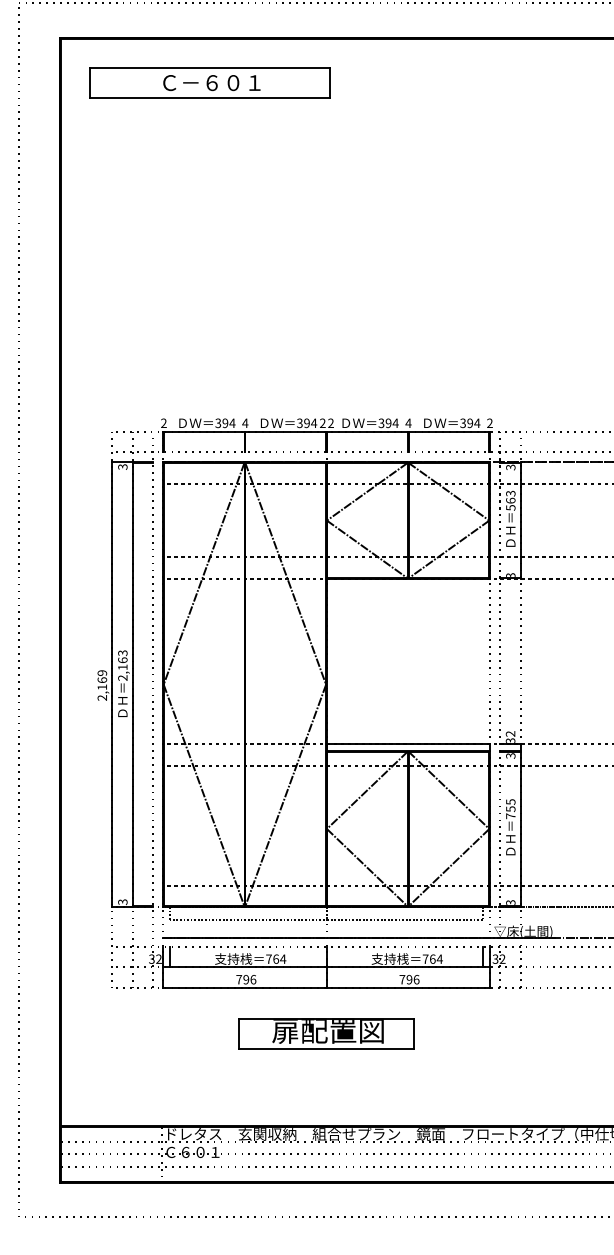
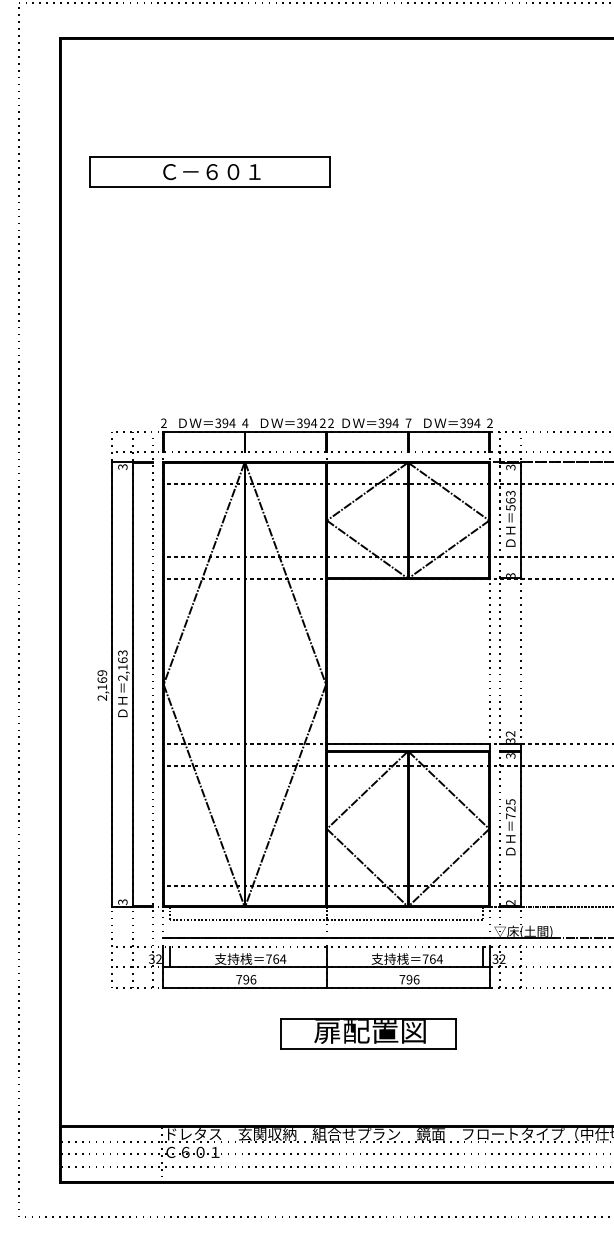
part position: (209, 82) -> (209, 171) (209, 171)
text: 4 -> 7 (408, 422)
text: 755 -> 725 (510, 809)
text: 3 -> 2 (511, 902)
part position: (326, 1033) -> (368, 1033) (368, 1033)
